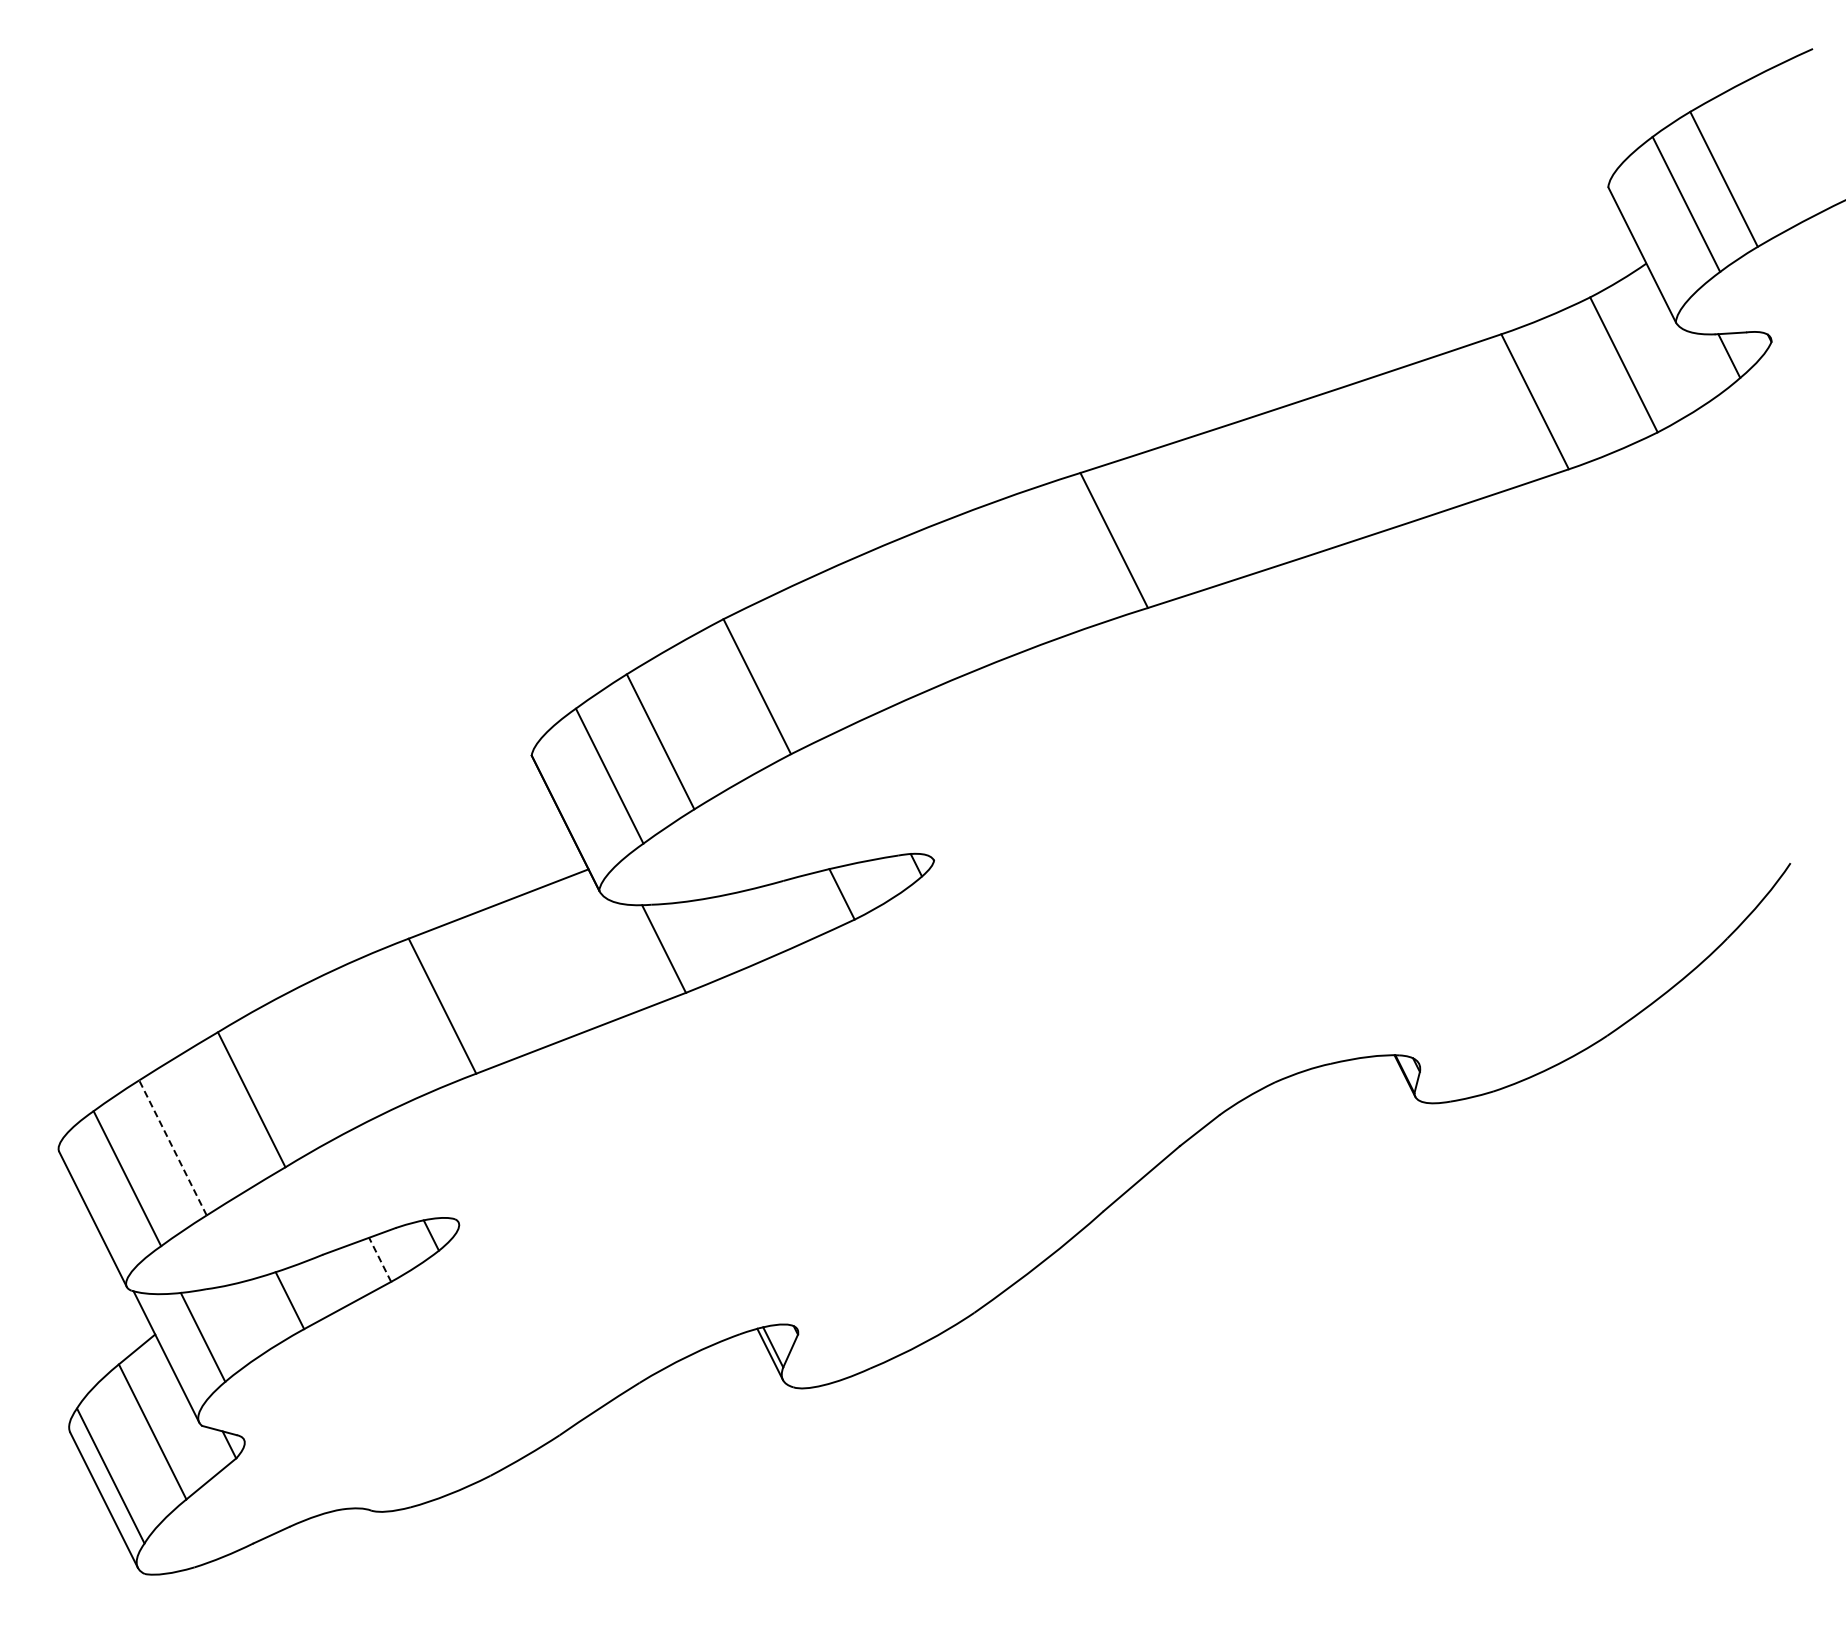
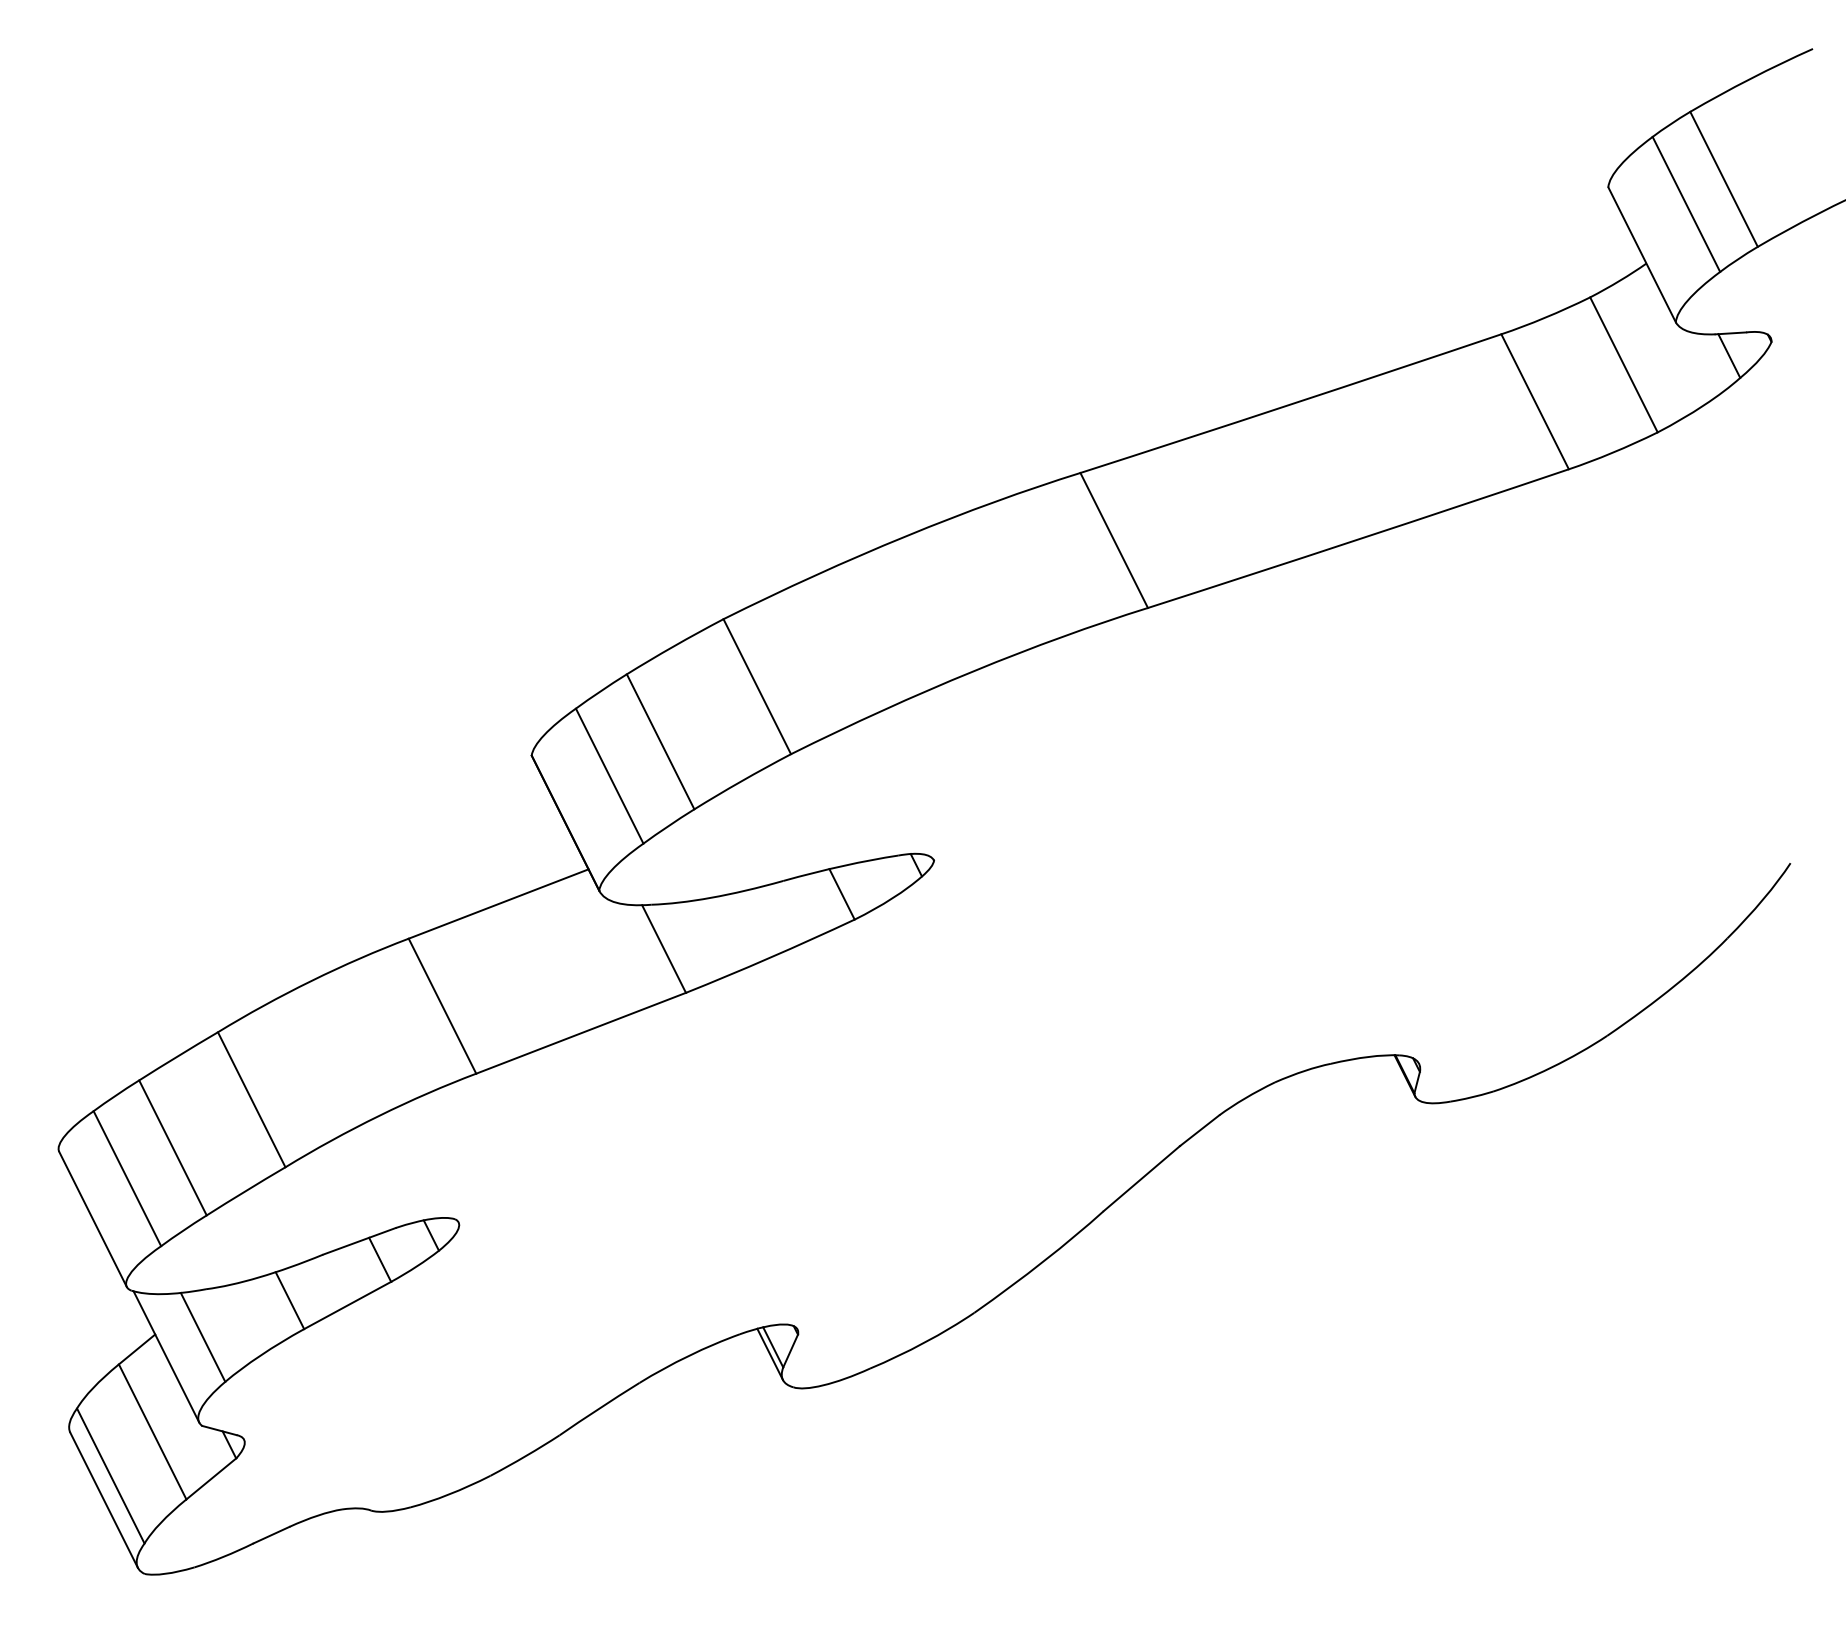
line: dashed -> solid (172, 1147)
line: dashed -> solid (380, 1259)
